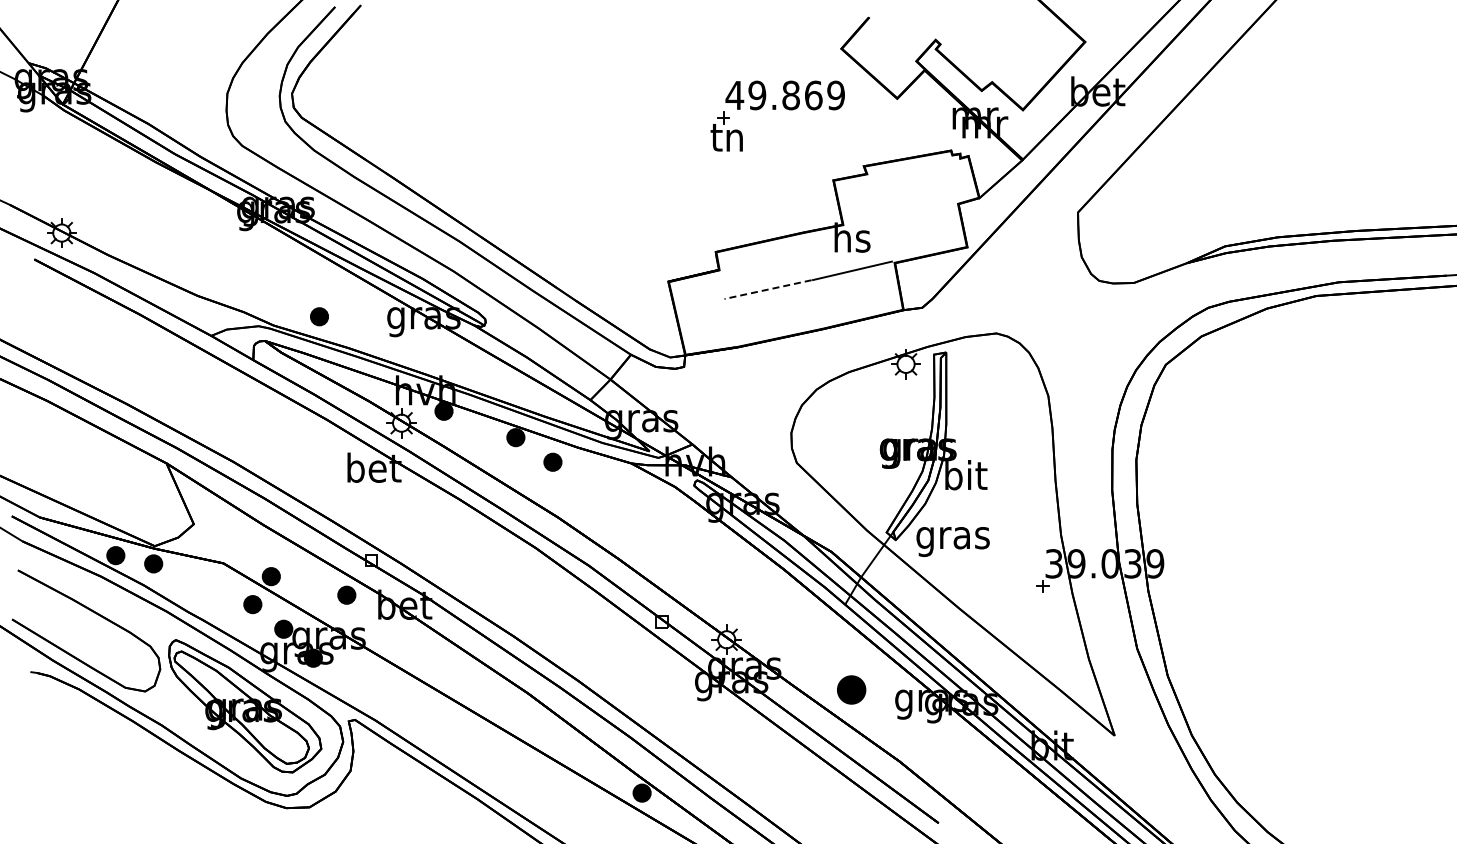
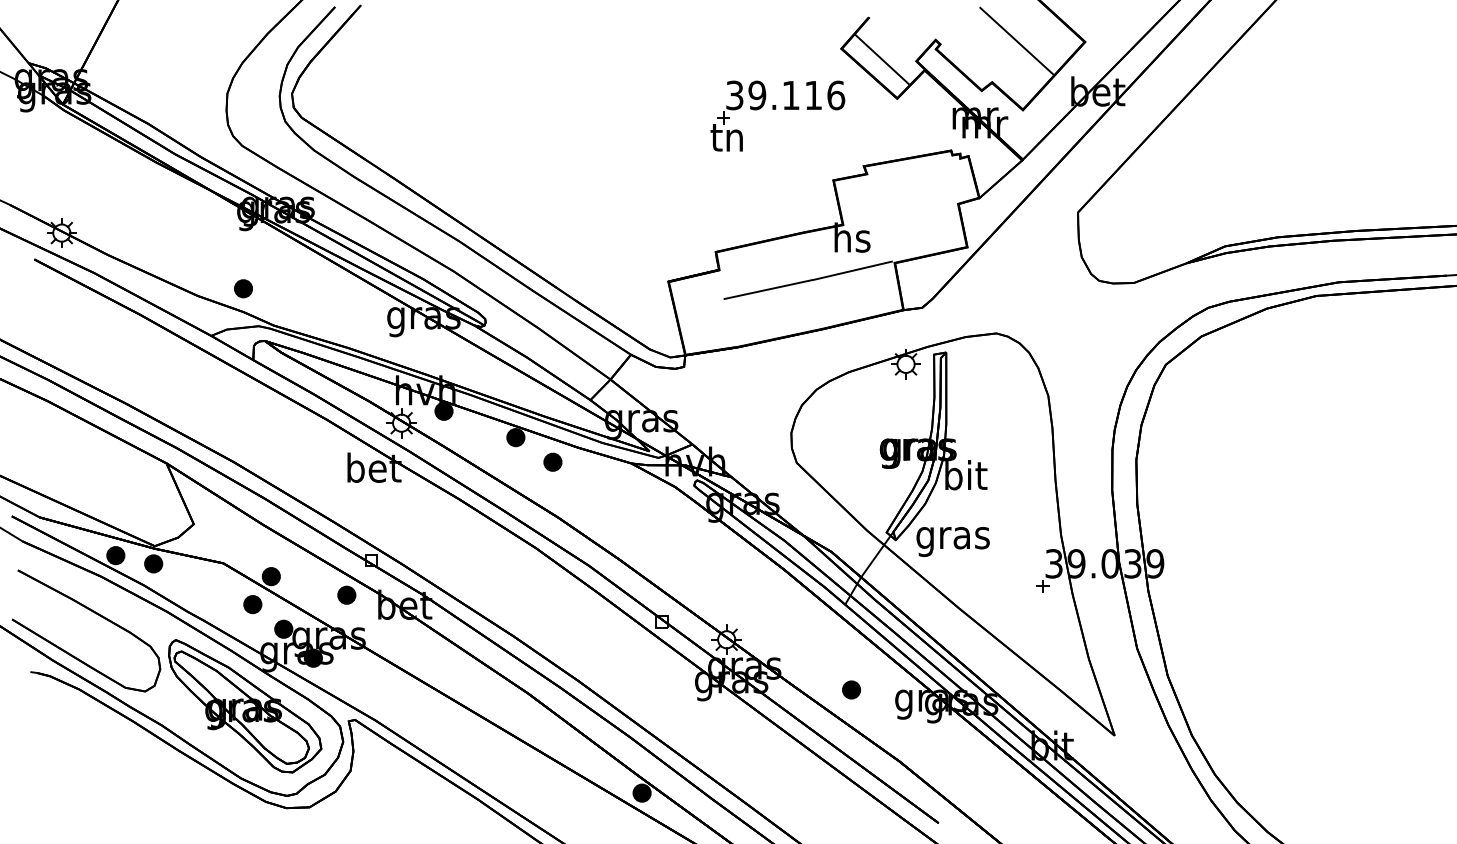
line: none -> present (1016, 40)
line: none -> present (881, 59)
text: 49.869 -> 39.116 (785, 95)
line: dashed -> solid (768, 289)
part position: (319, 316) -> (243, 288) (243, 288)
part size: 30x30 px -> 19x20 px (851, 689)
